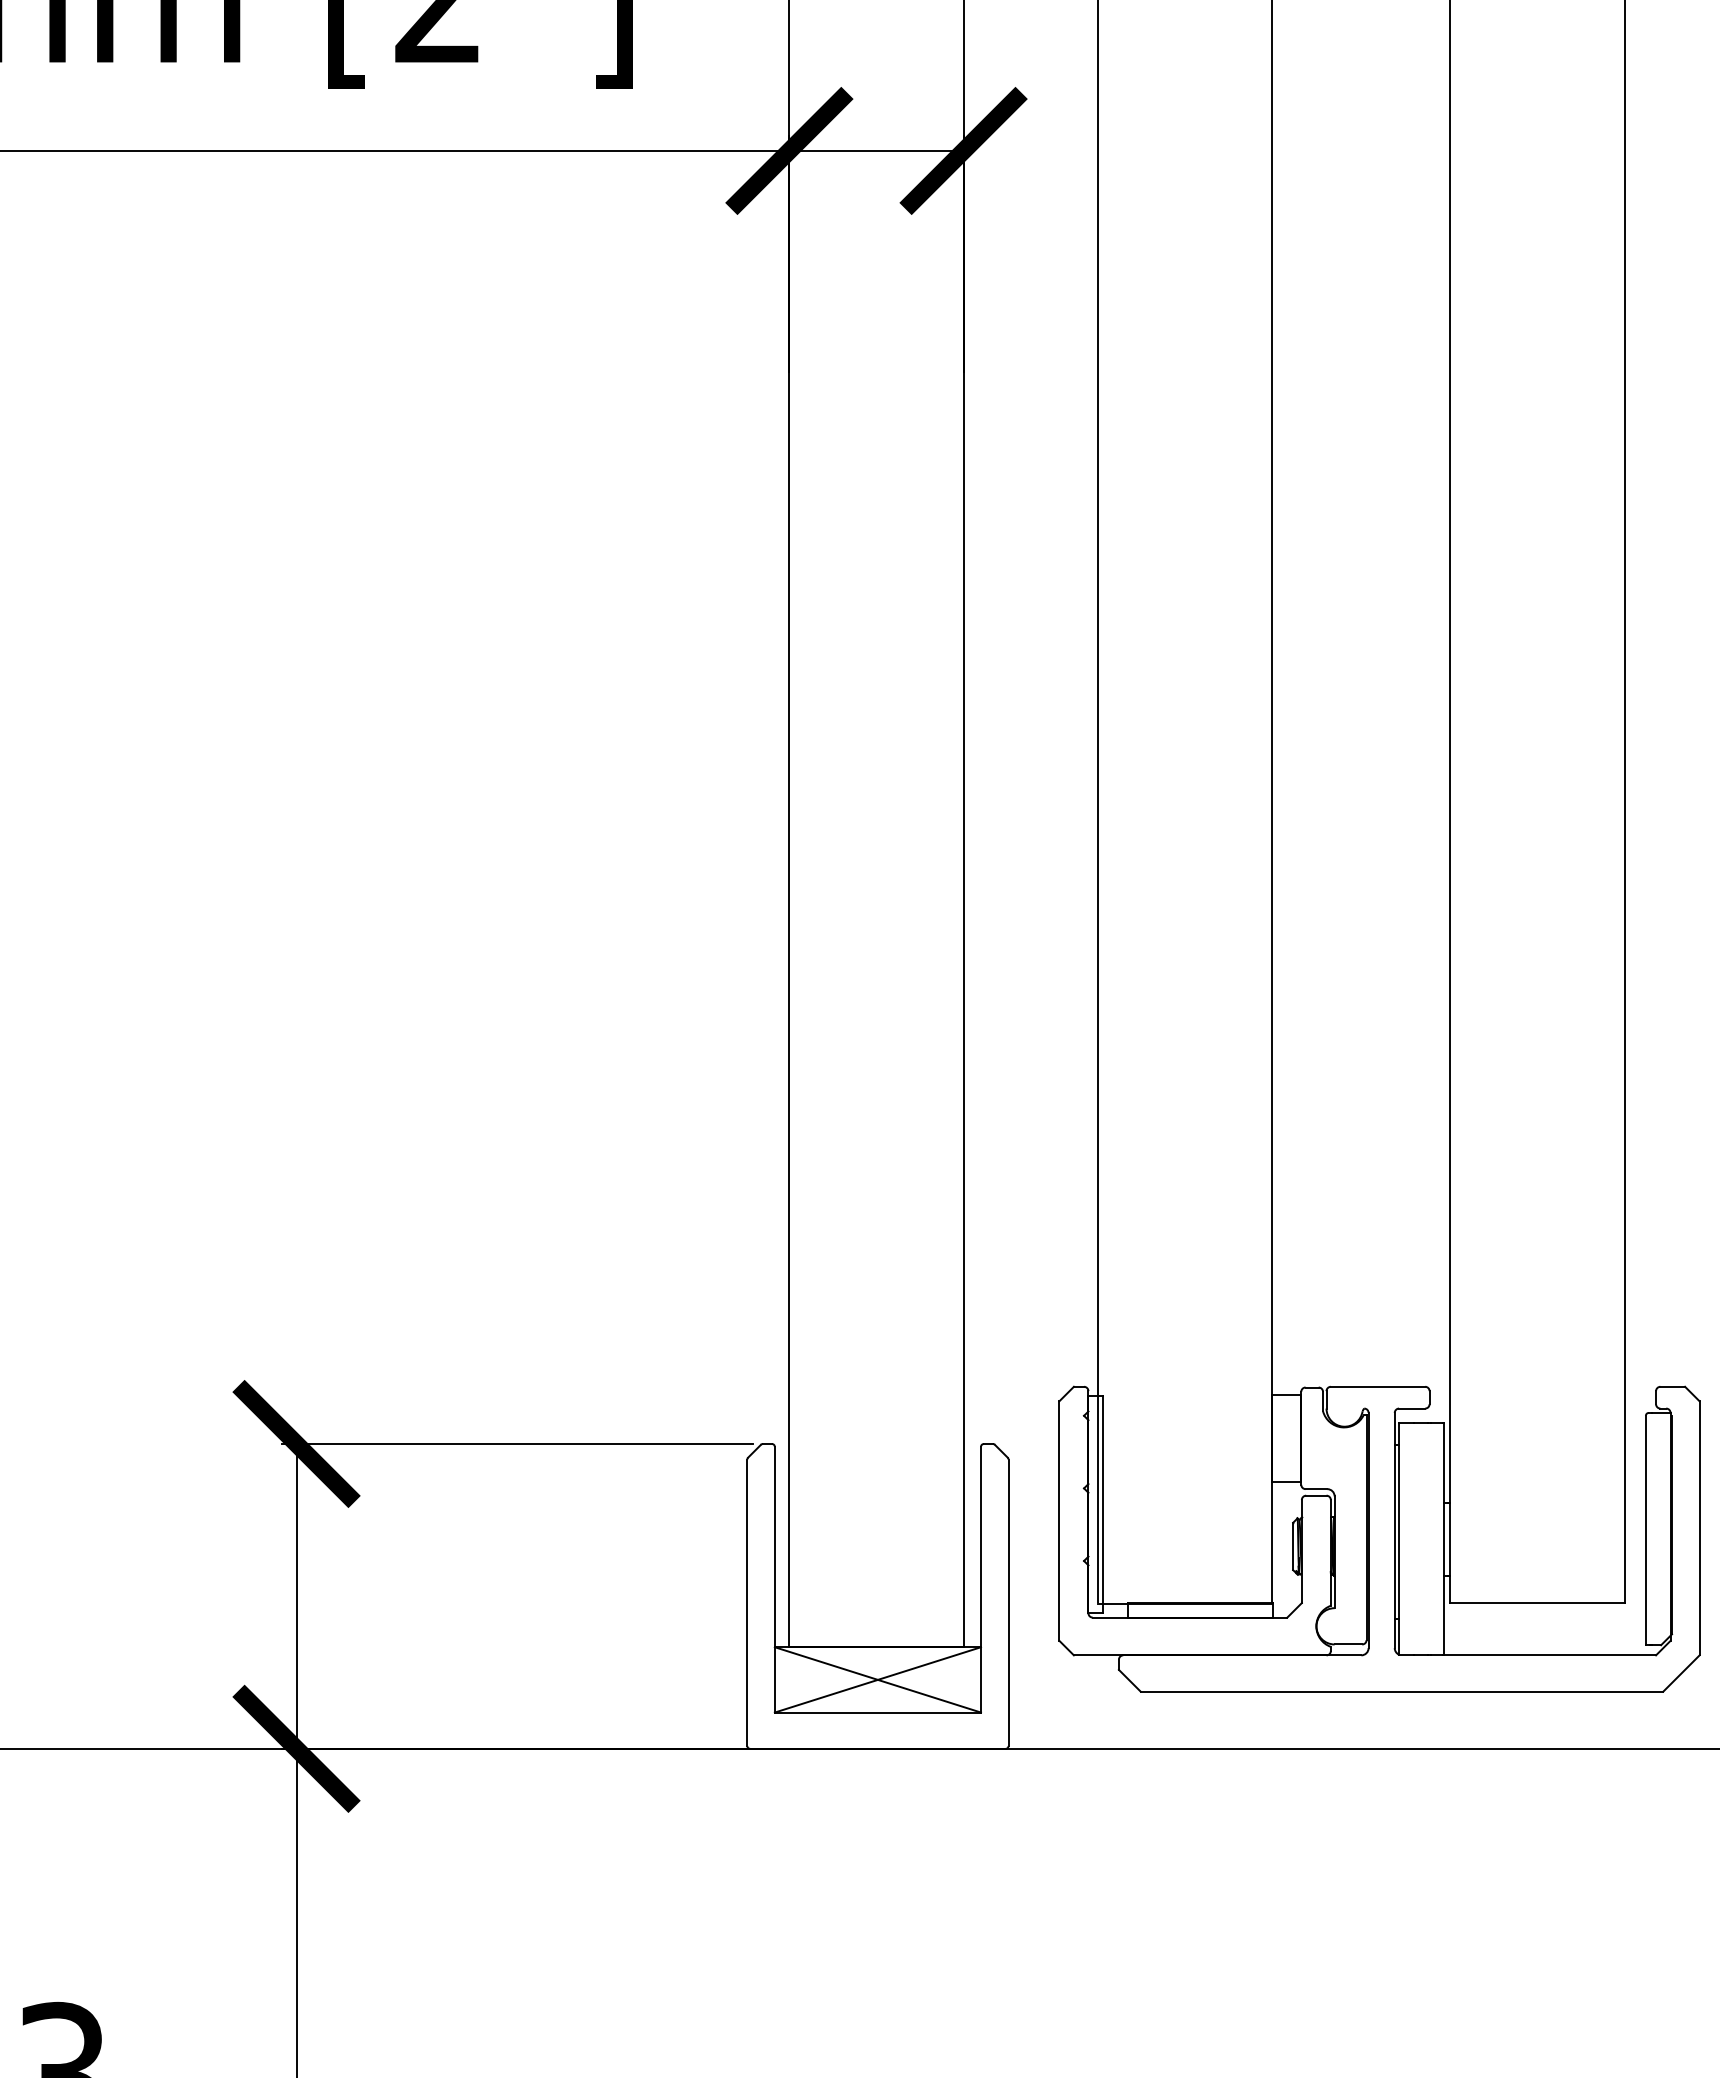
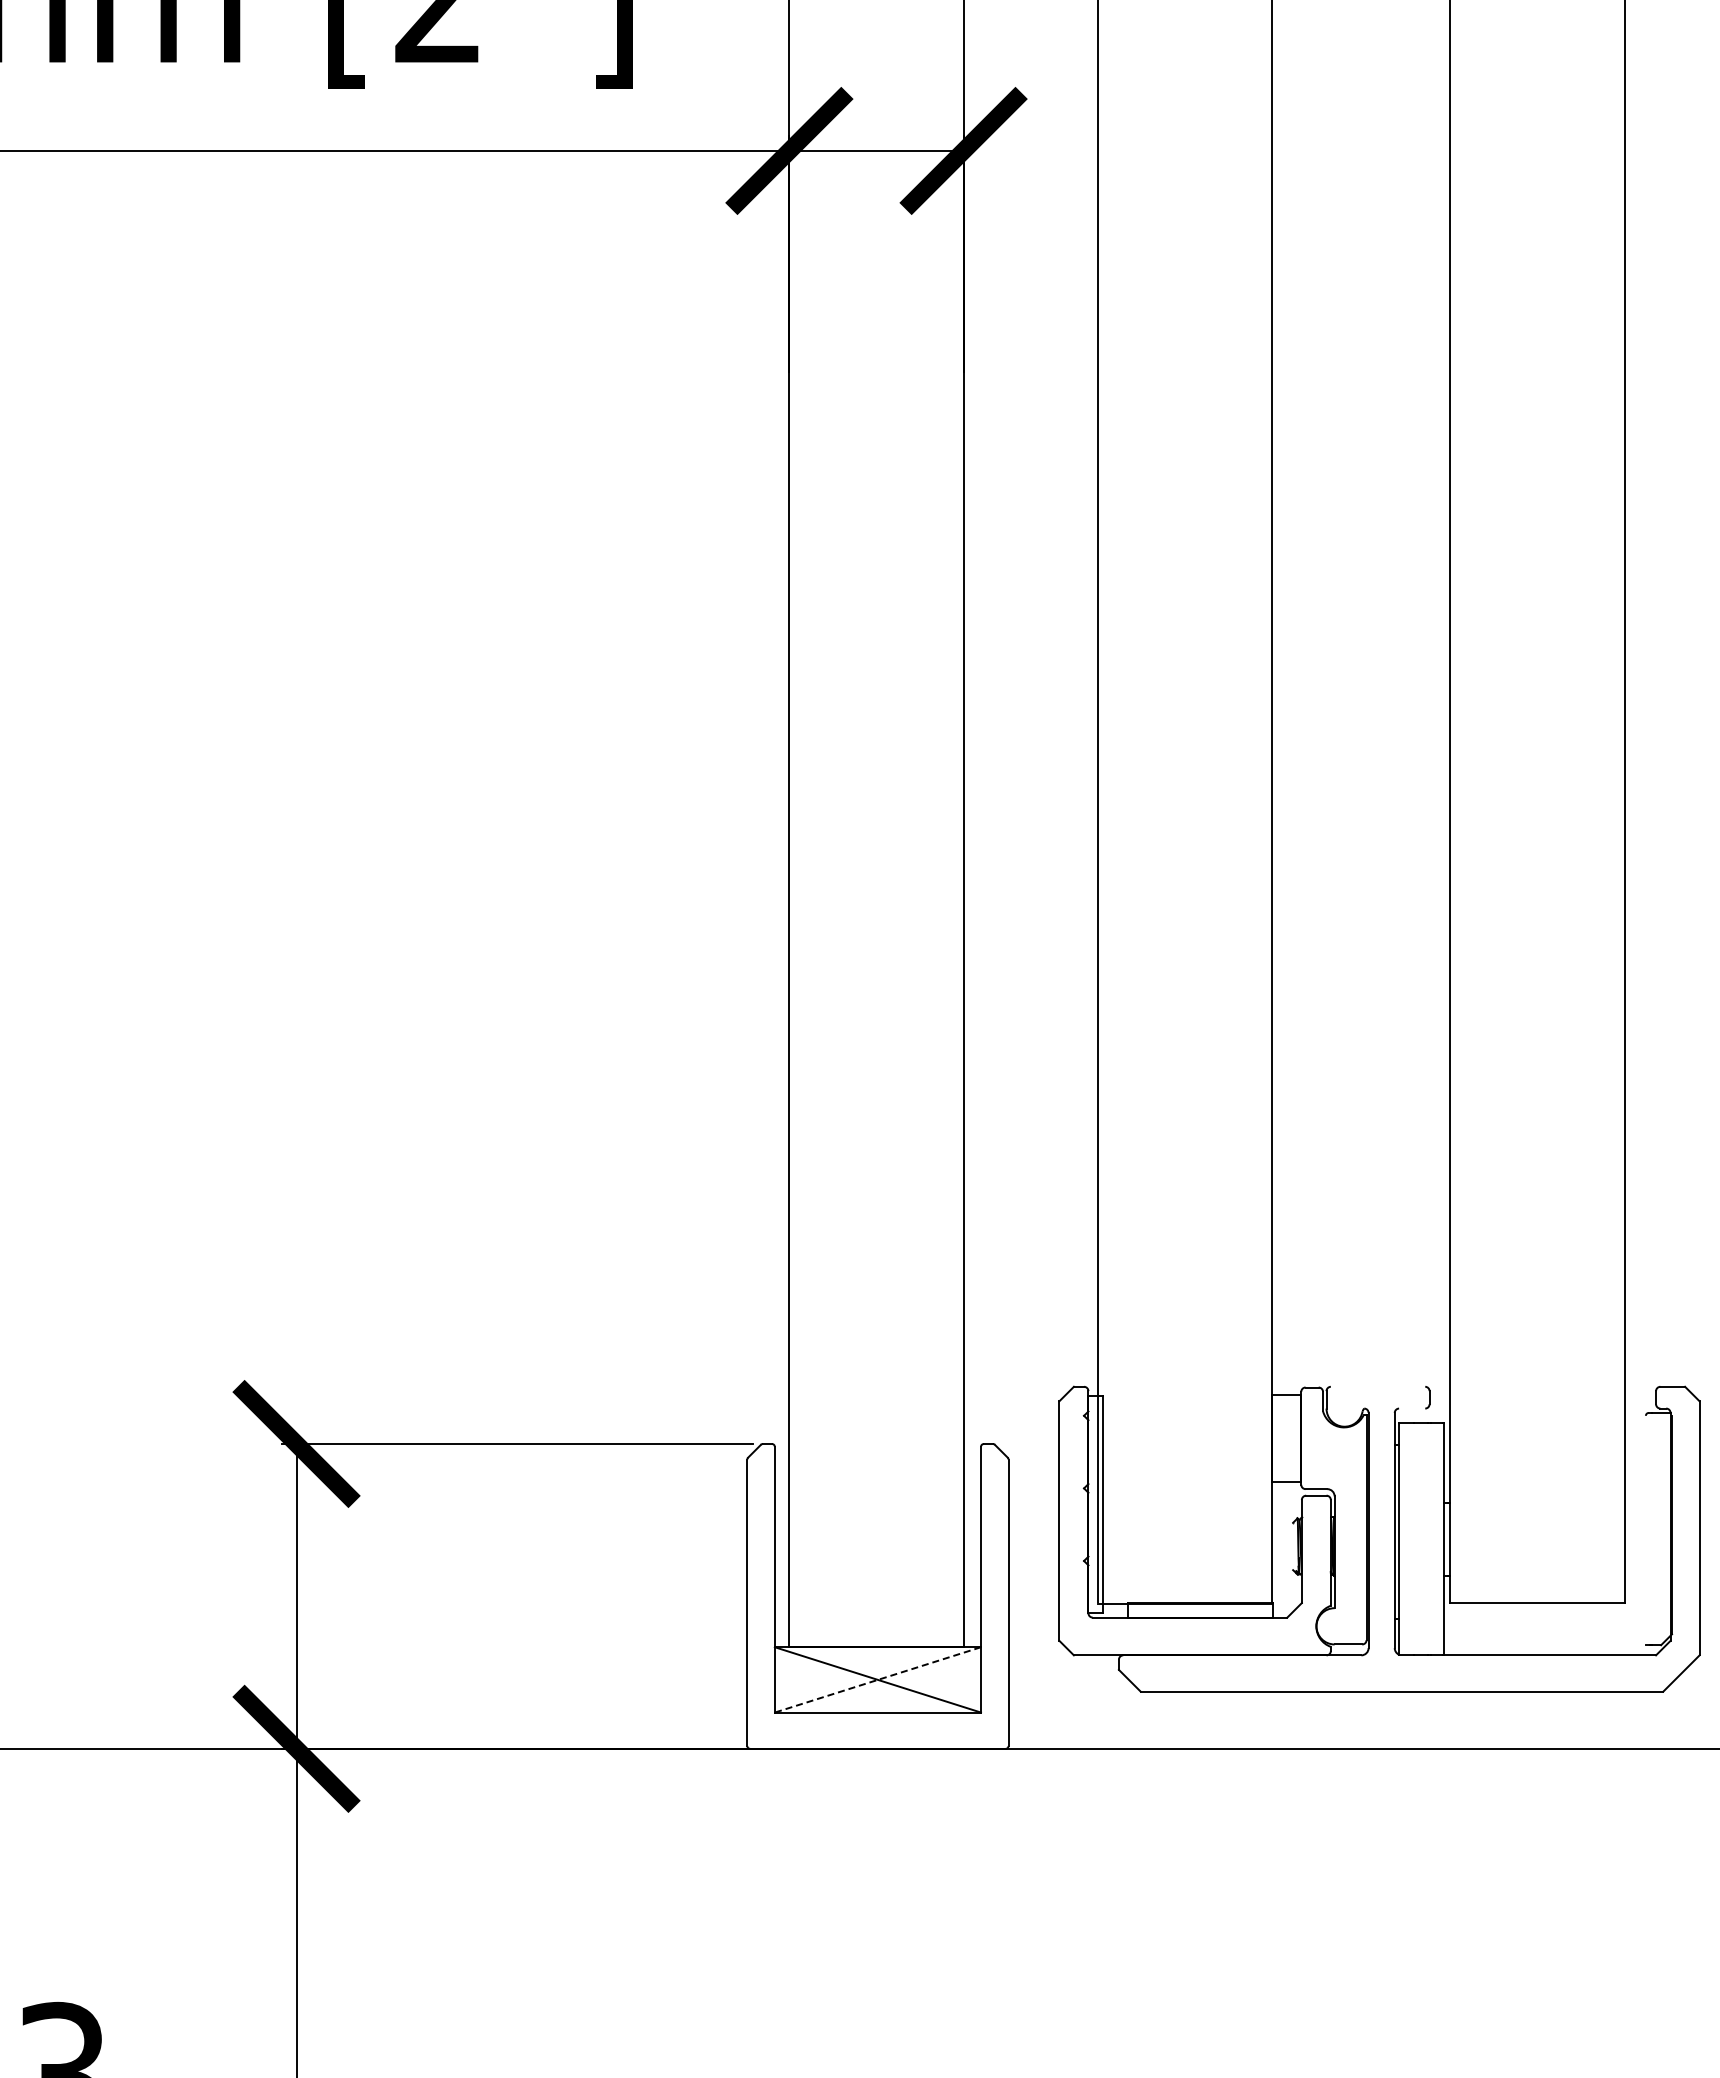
line: present -> none (1377, 1386)
line: present -> none (1412, 1408)
line: present -> none (1645, 1530)
line: present -> none (1293, 1546)
line: solid -> dashed (877, 1680)
